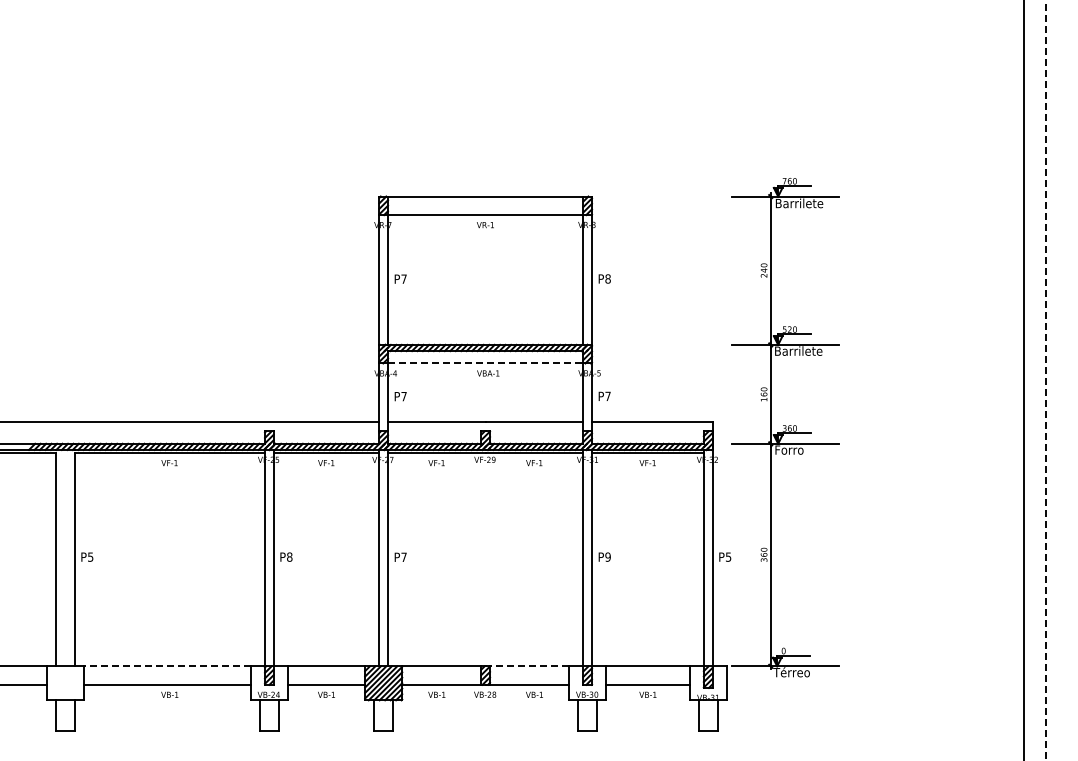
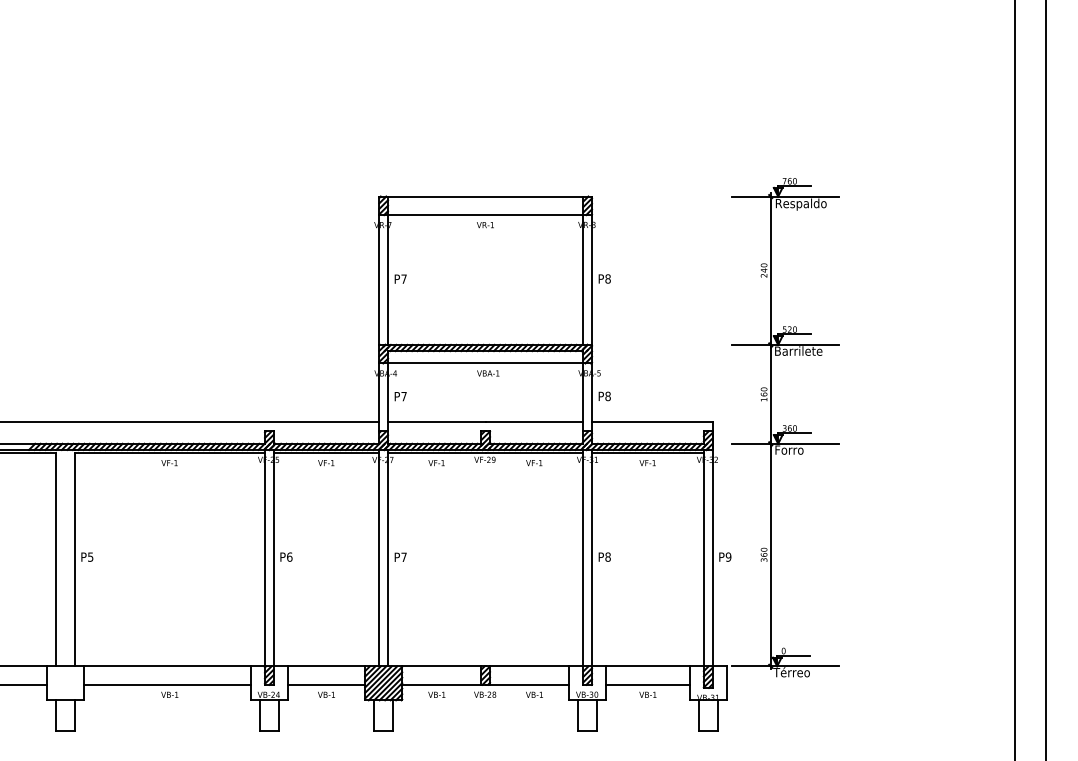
text: Barrilete -> Respaldo (801, 204)
line: dashed -> solid (485, 363)
line position: (1023, 379) -> (1014, 379) (1014, 379)
line: dashed -> solid (1045, 380)
text: P7 -> P8 (607, 396)
text: P8 -> P6 (289, 556)
text: P9 -> P8 (607, 556)
text: P5 -> P9 (728, 556)
line: dashed -> solid (166, 666)
line: dashed -> solid (529, 666)
